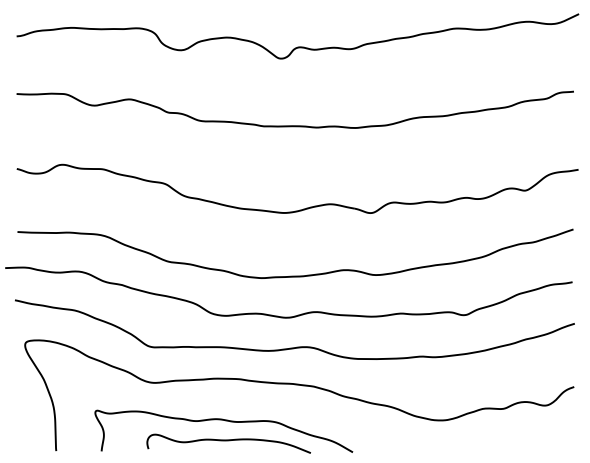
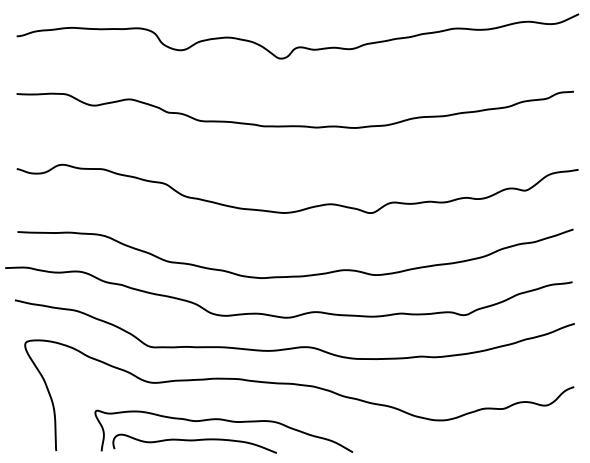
curve position: (228, 441) -> (194, 441) (194, 441)
